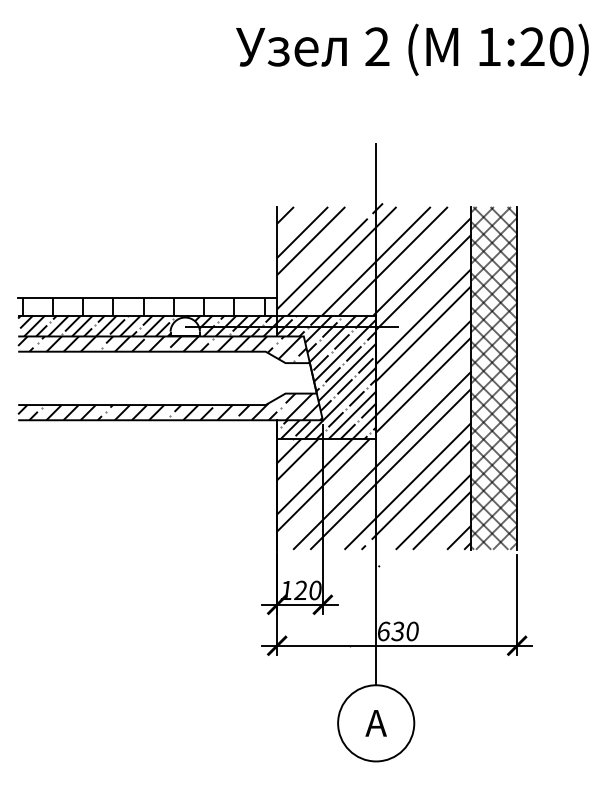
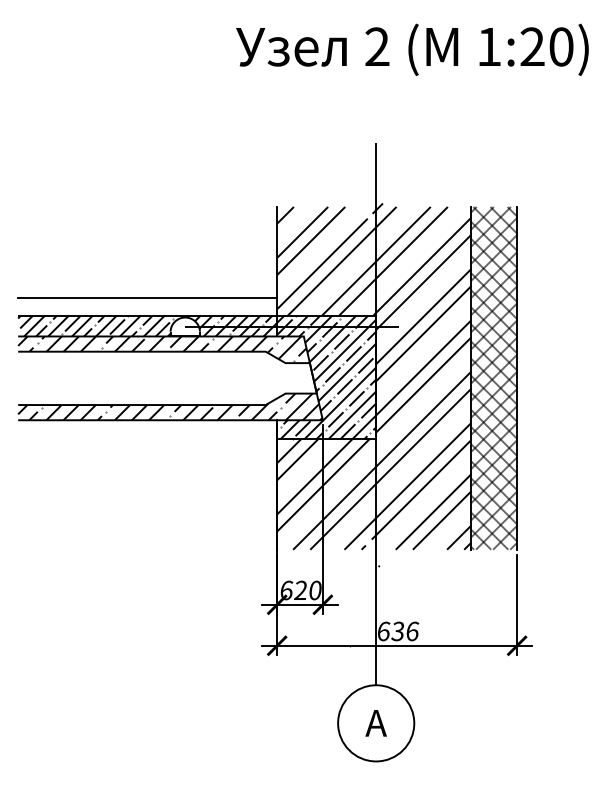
hatch: present -> none (143, 306)
text: 120 -> 620 (286, 590)
text: 630 -> 636 (412, 631)
